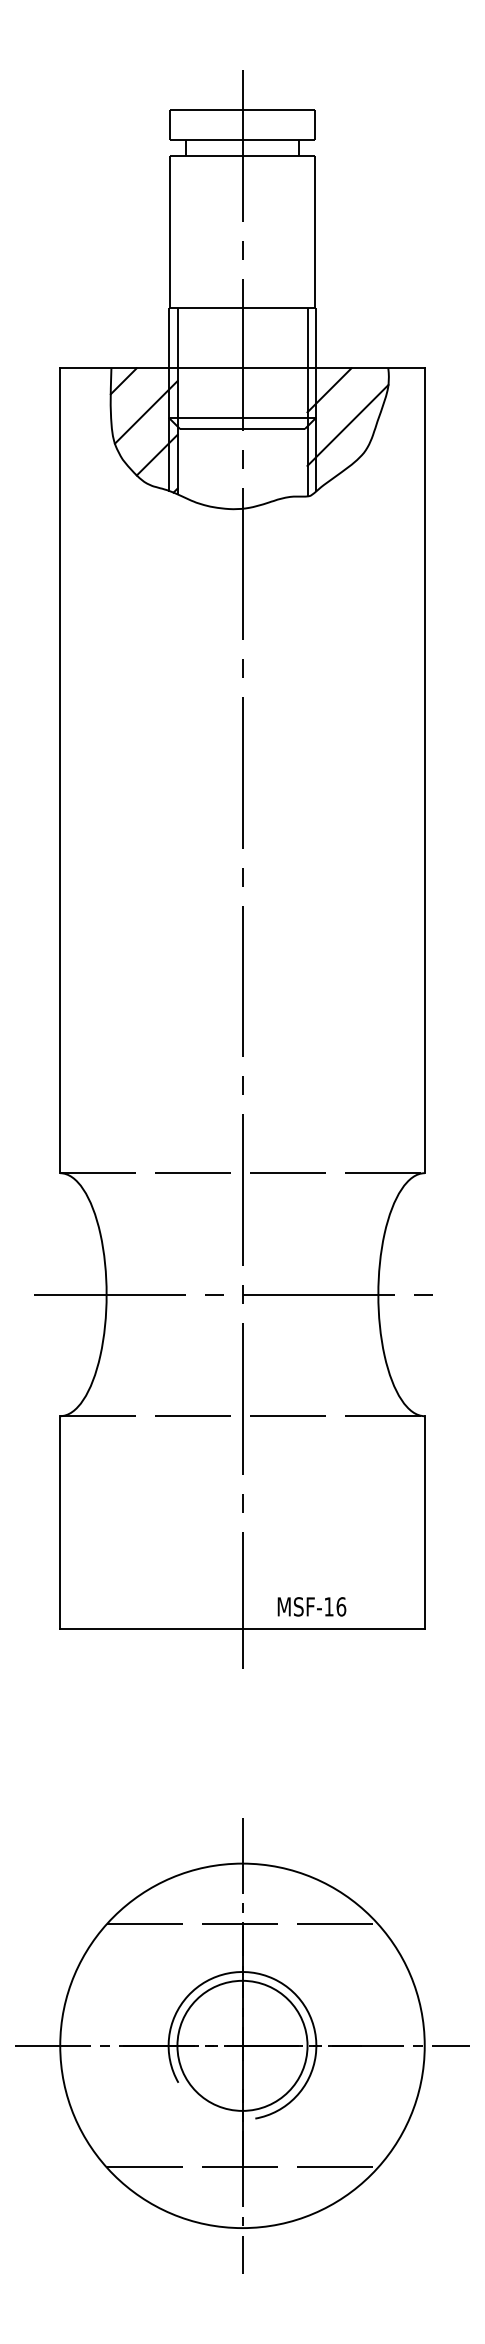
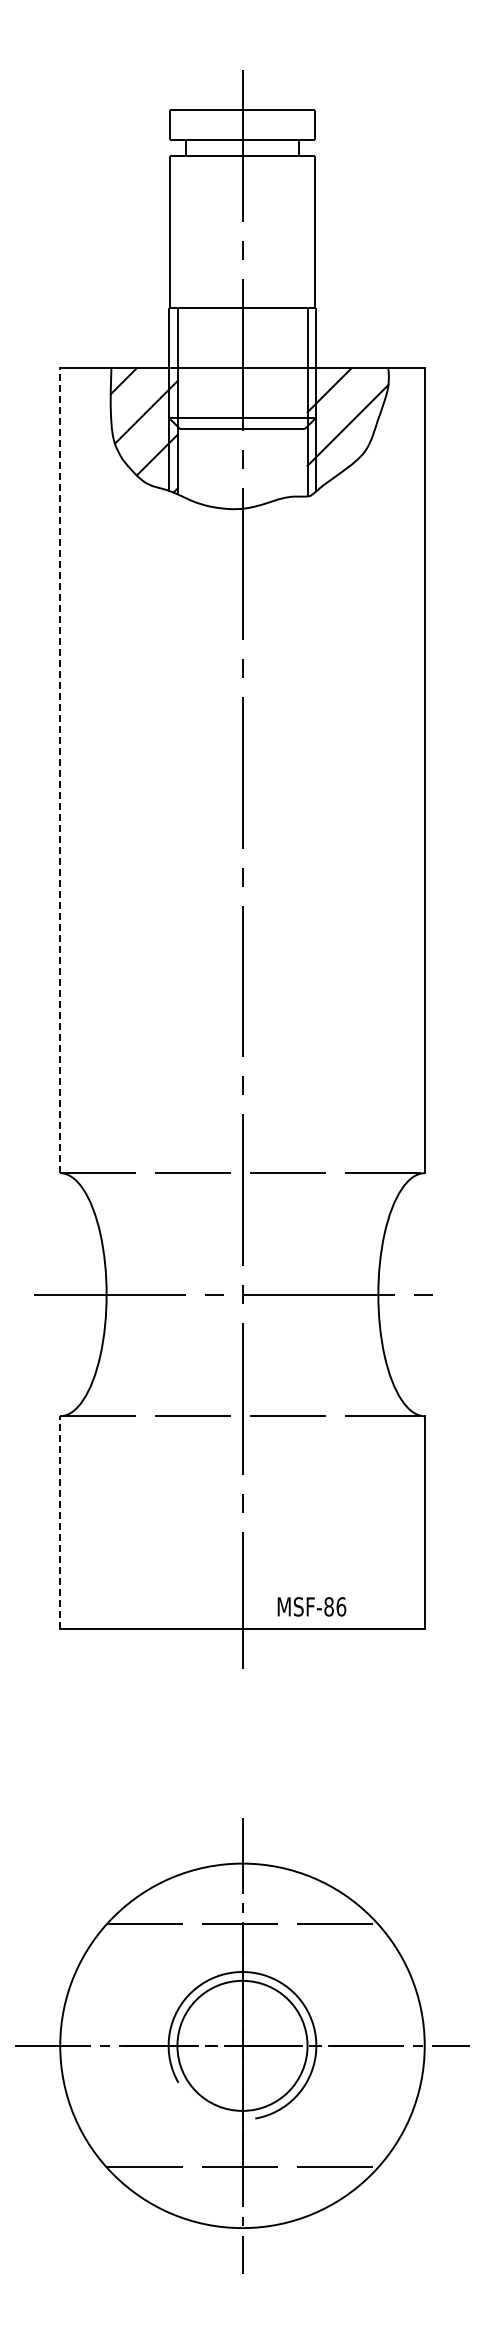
line: solid -> dashed (60, 770)
line: solid -> dashed (60, 1522)
text: MSF-16 -> MSF-86 (328, 1606)
